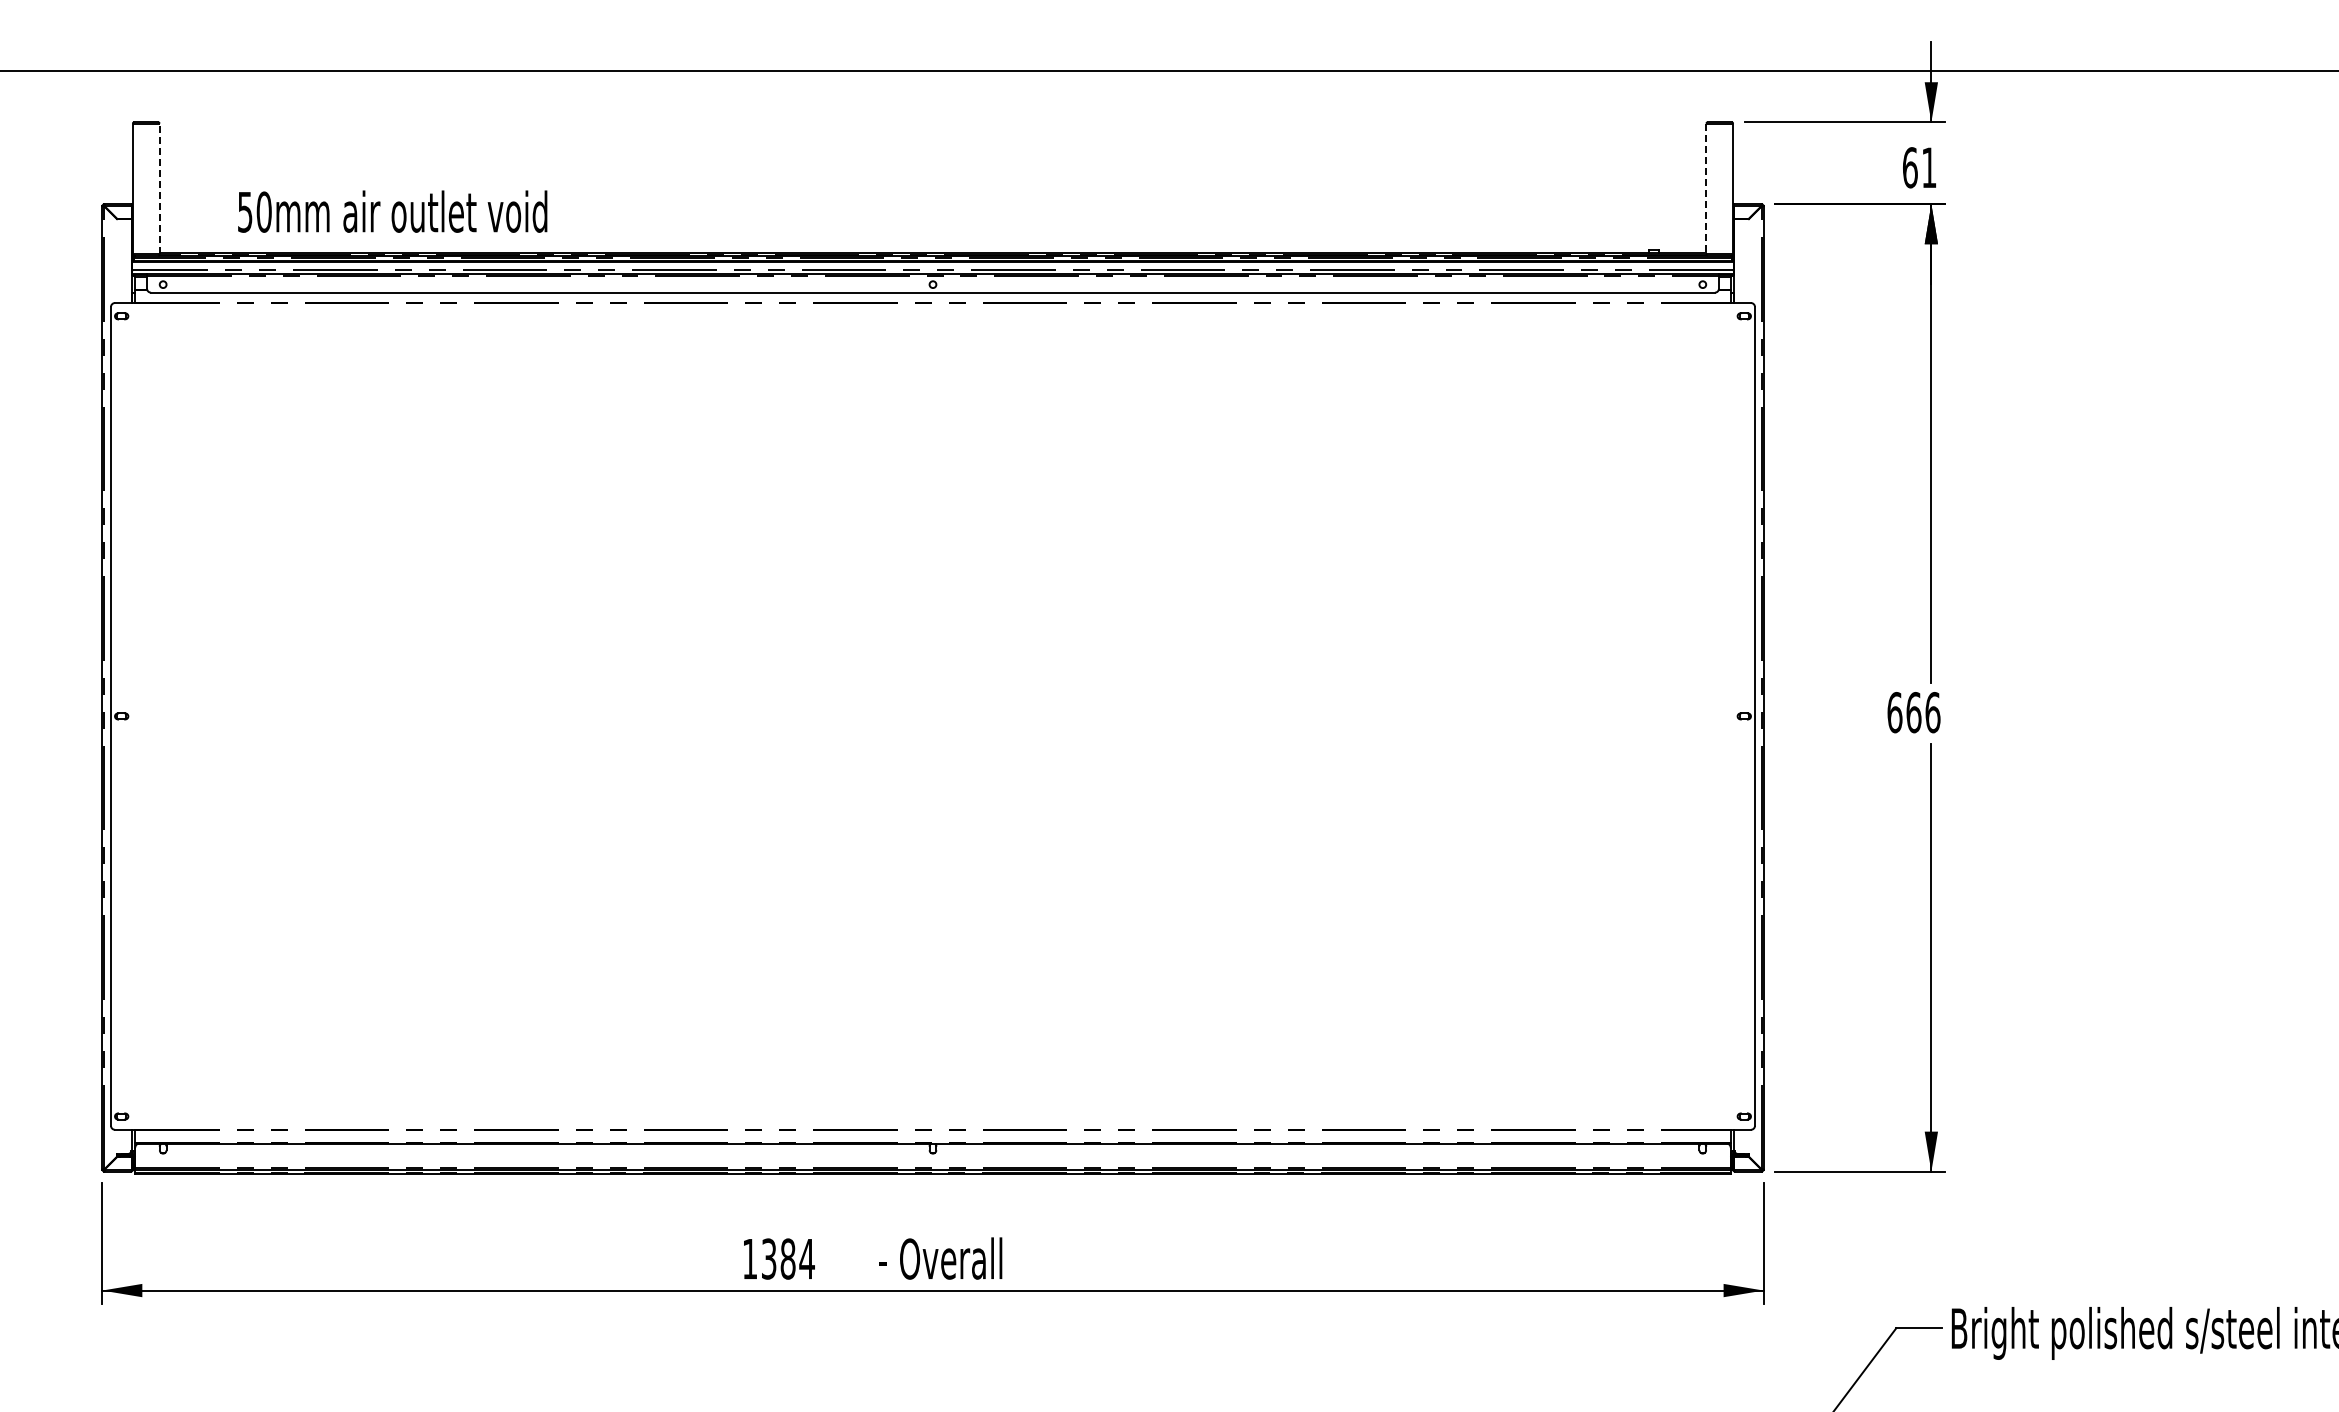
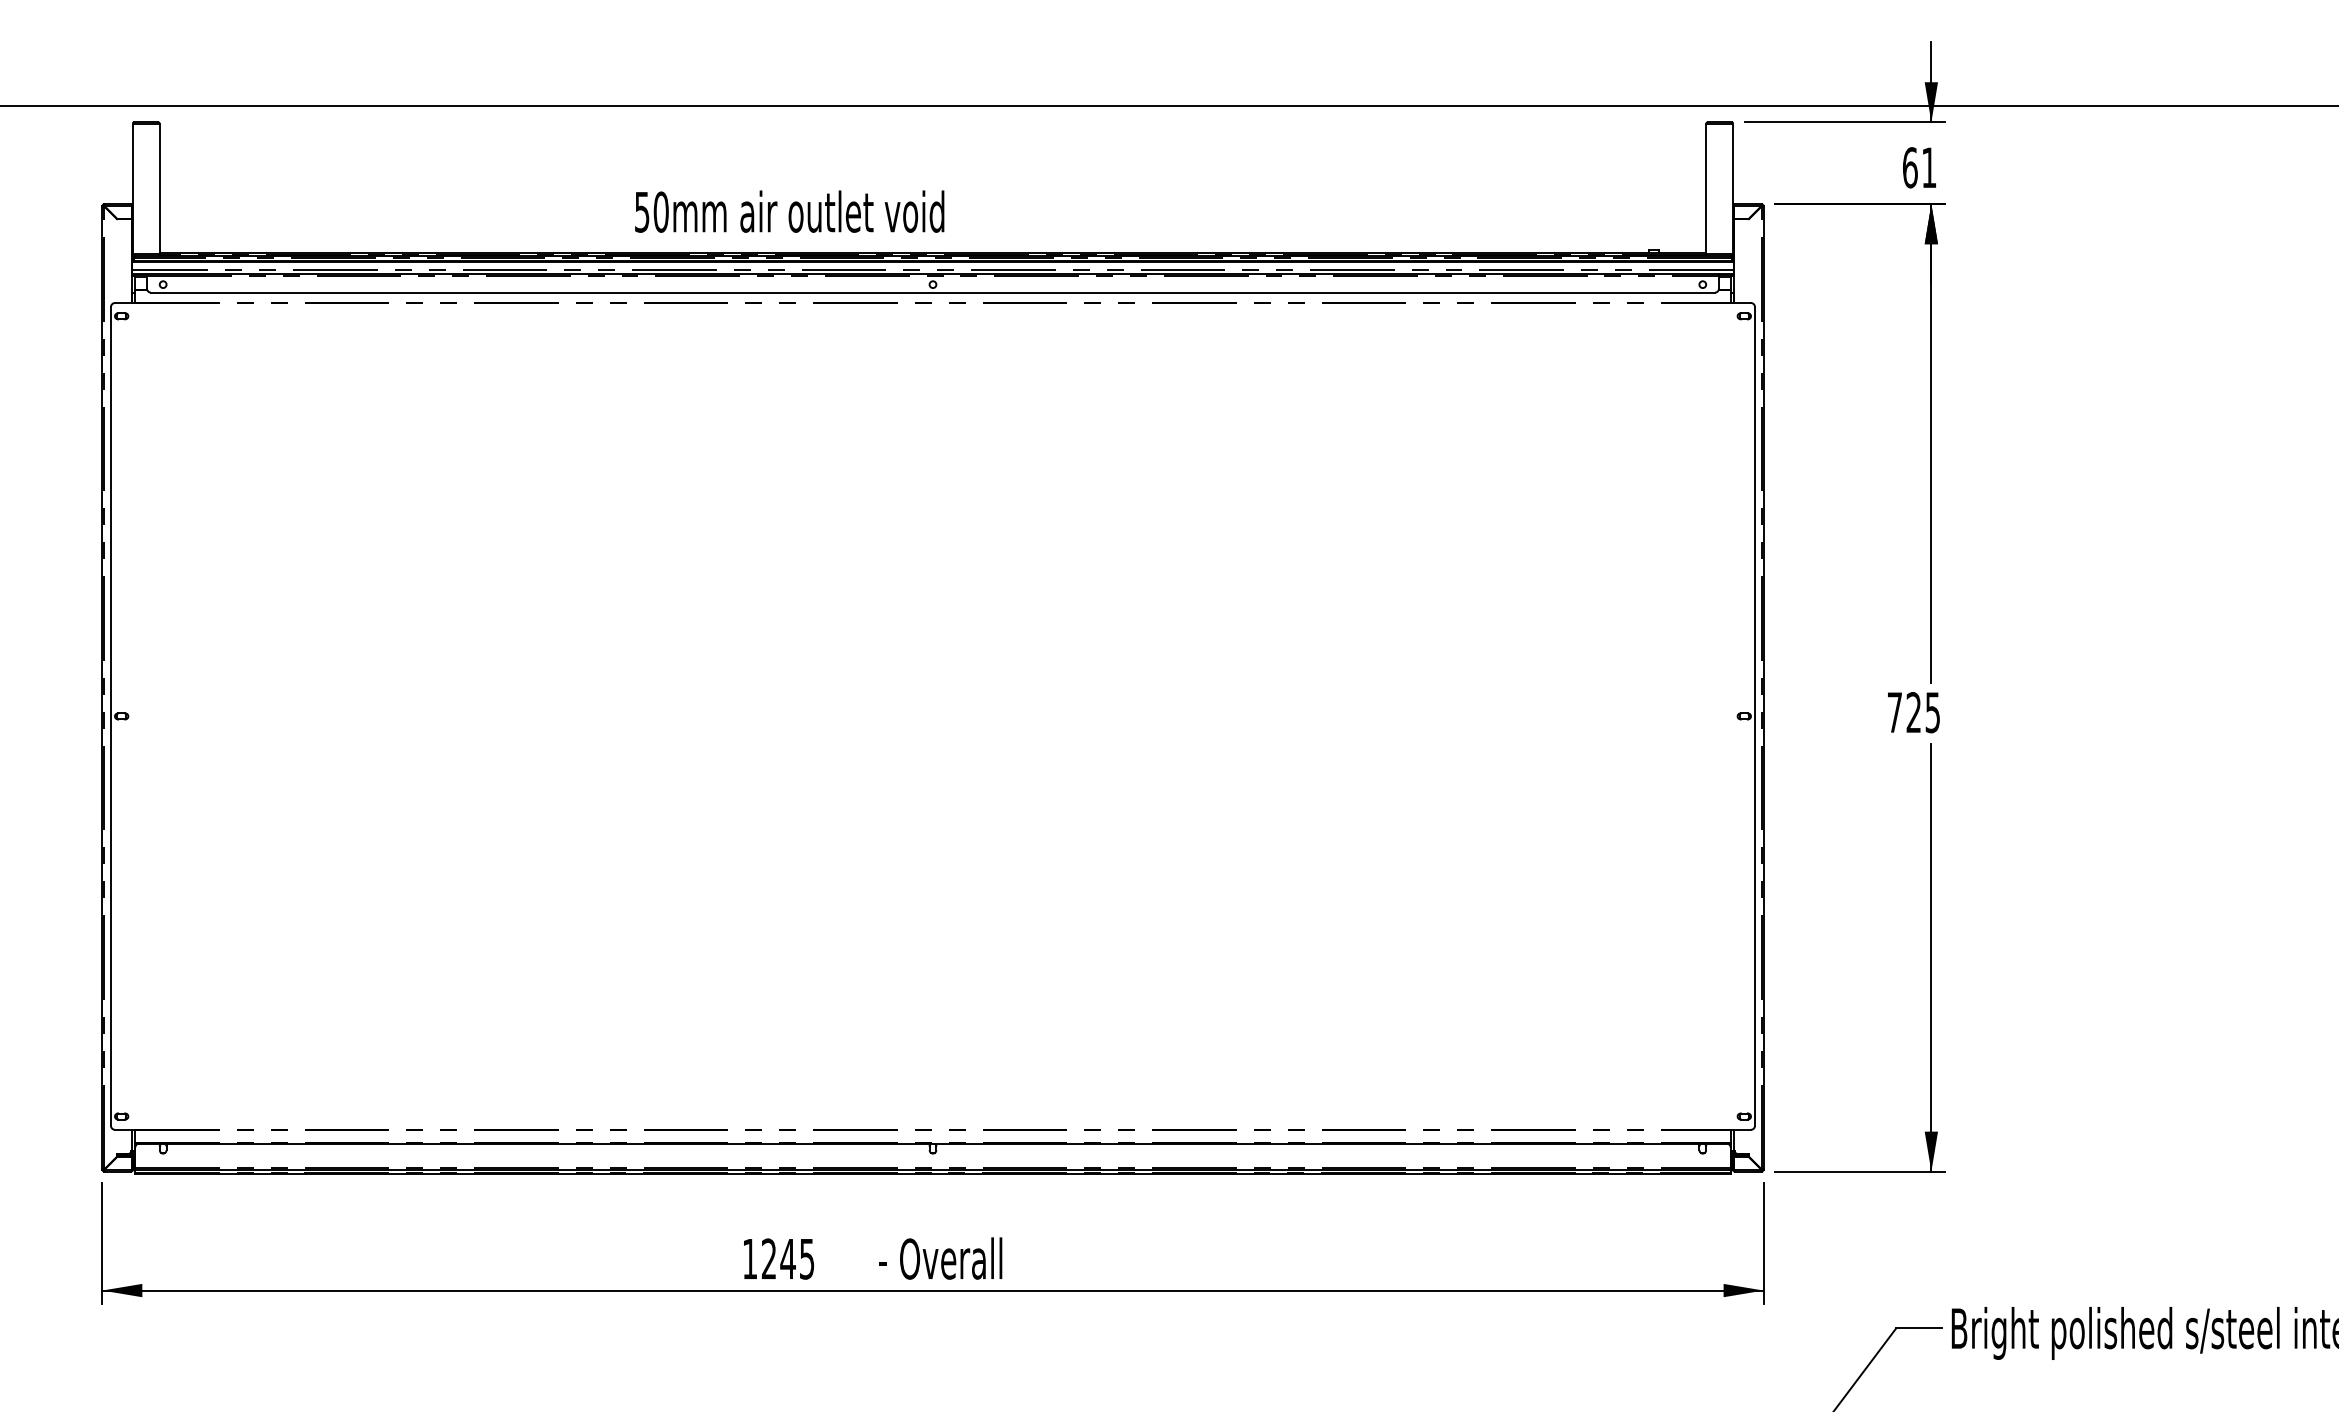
line position: (1168, 71) -> (1168, 106) (1168, 106)
line: dashed -> solid (159, 188)
line: dashed -> solid (1706, 189)
text position: (392, 211) -> (789, 211) (789, 211)
text: 666 -> 725 (1913, 712)
text: 1384 -> 1245 (787, 1258)
